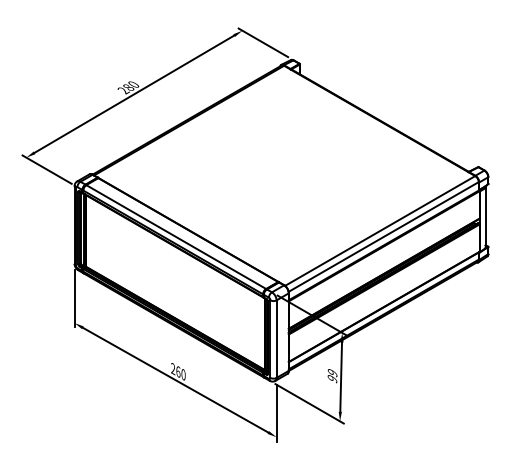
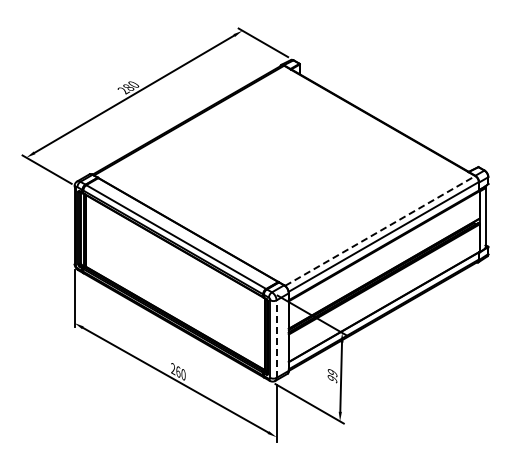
line: solid -> dashed (380, 230)
line: solid -> dashed (276, 339)
